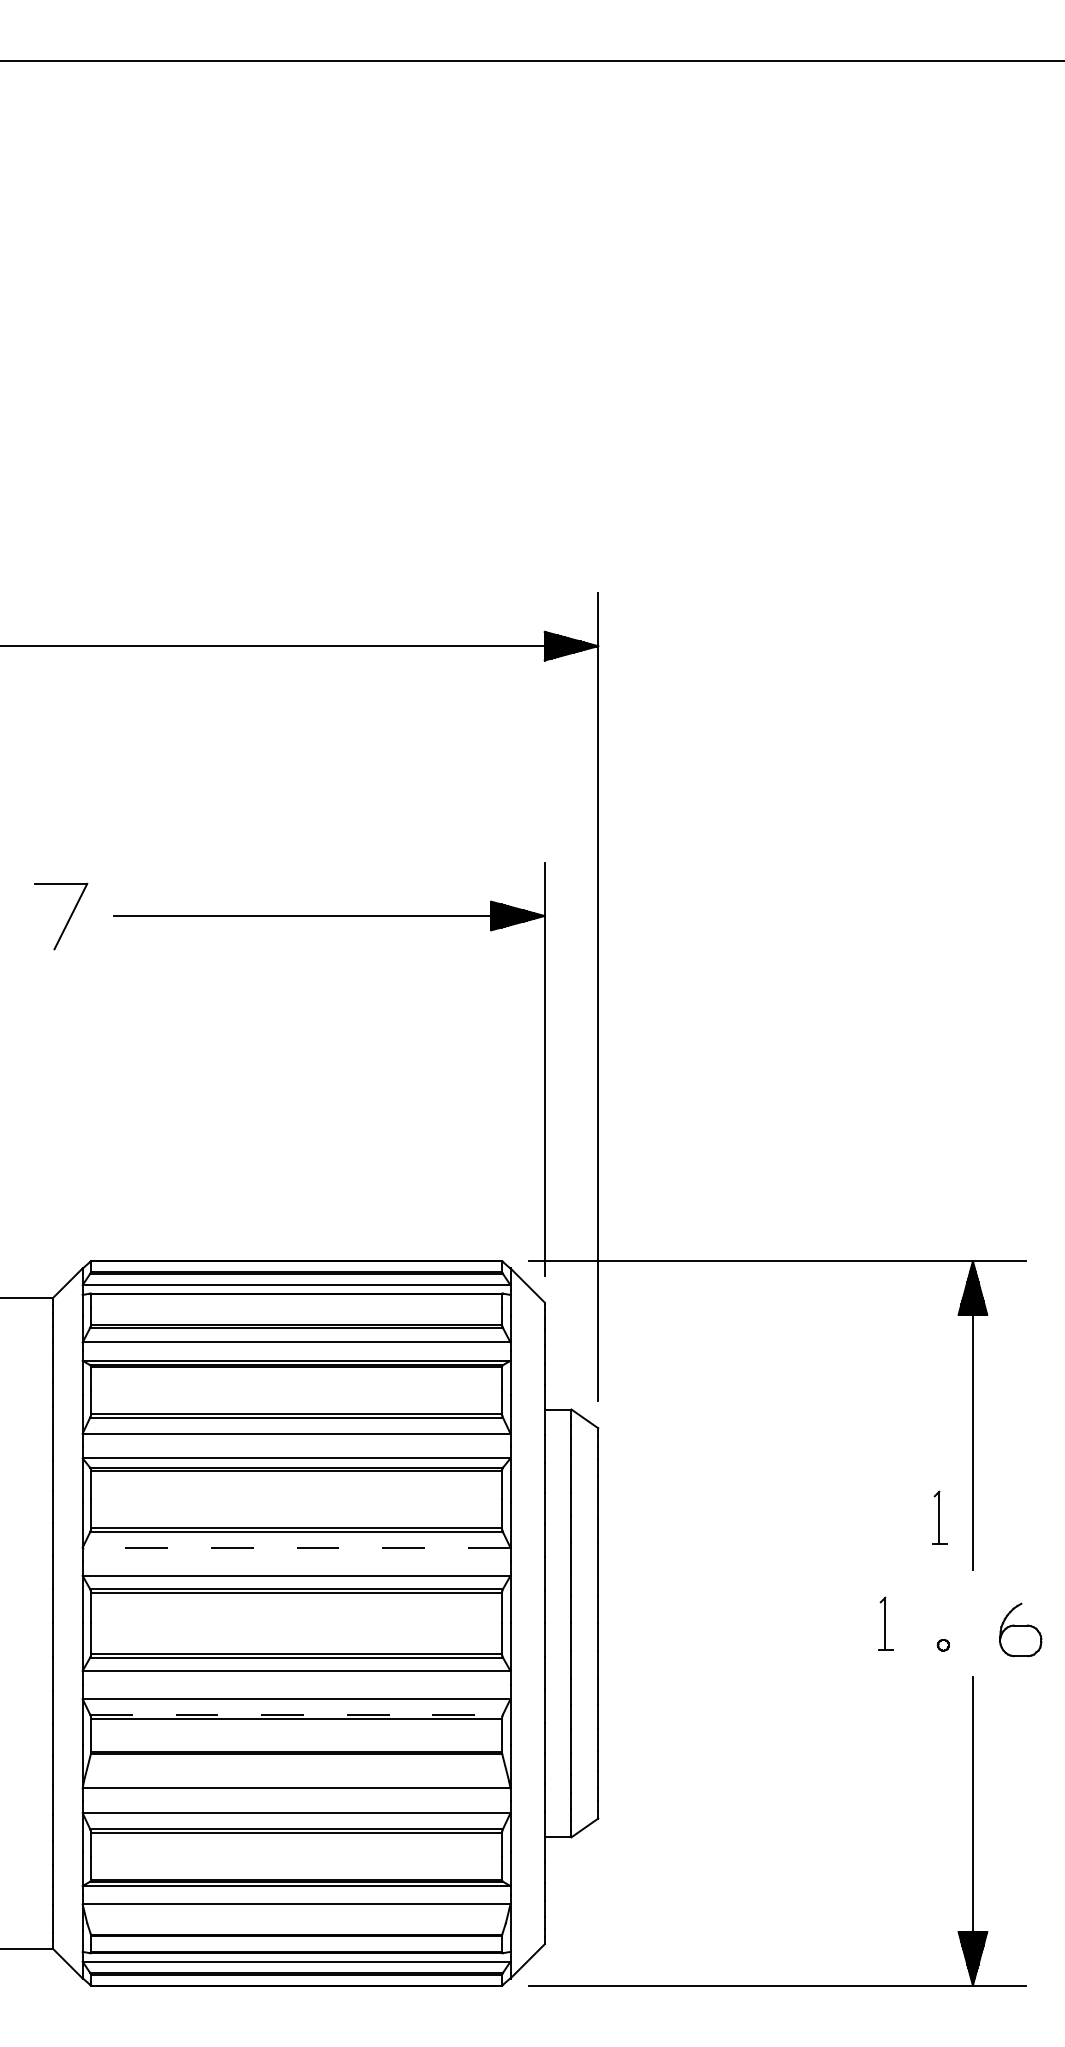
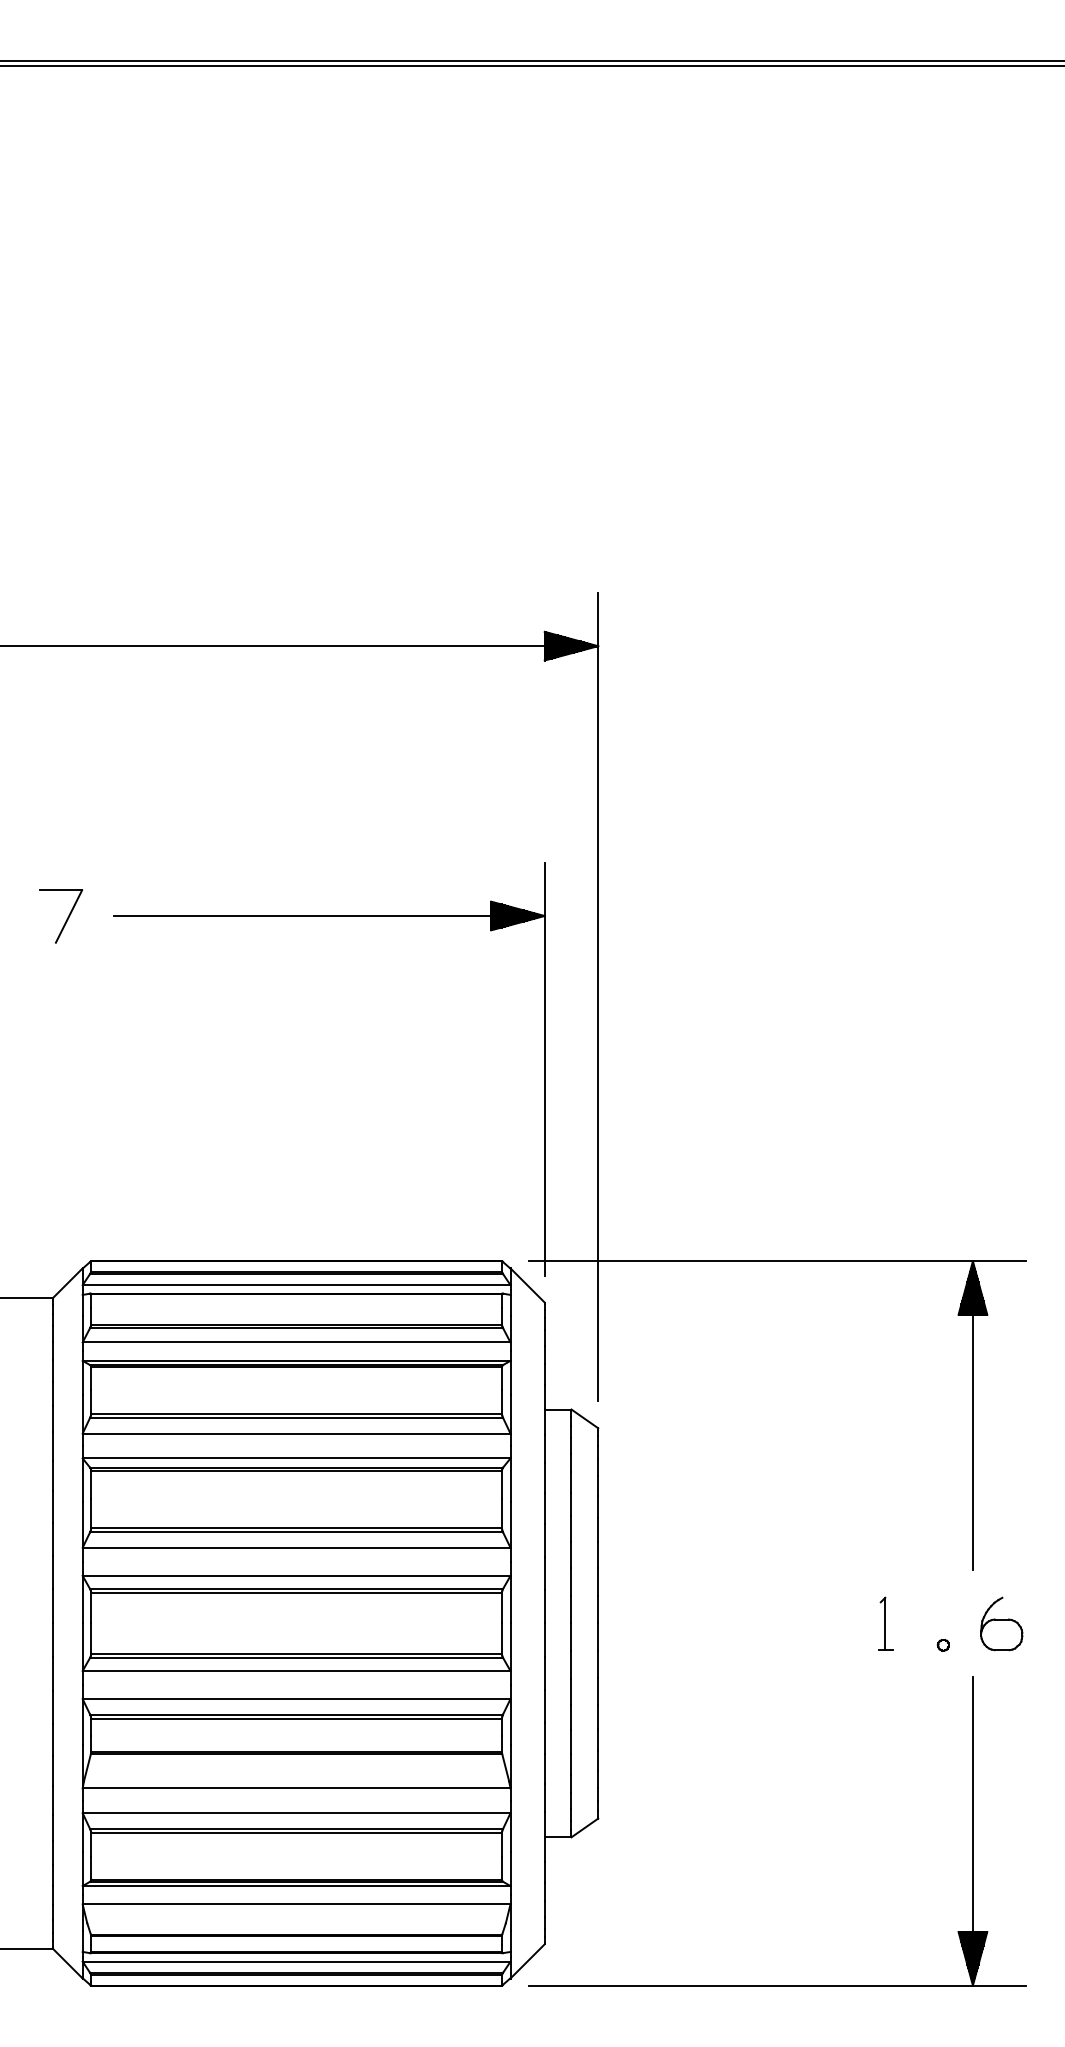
line: none -> present (531, 65)
part size: 55x69 px -> 45x55 px (61, 916)
part: present -> none (939, 1517)
line: dashed -> solid (296, 1547)
part position: (1020, 1629) -> (1001, 1623) (1001, 1623)
line: dashed -> solid (297, 1714)
